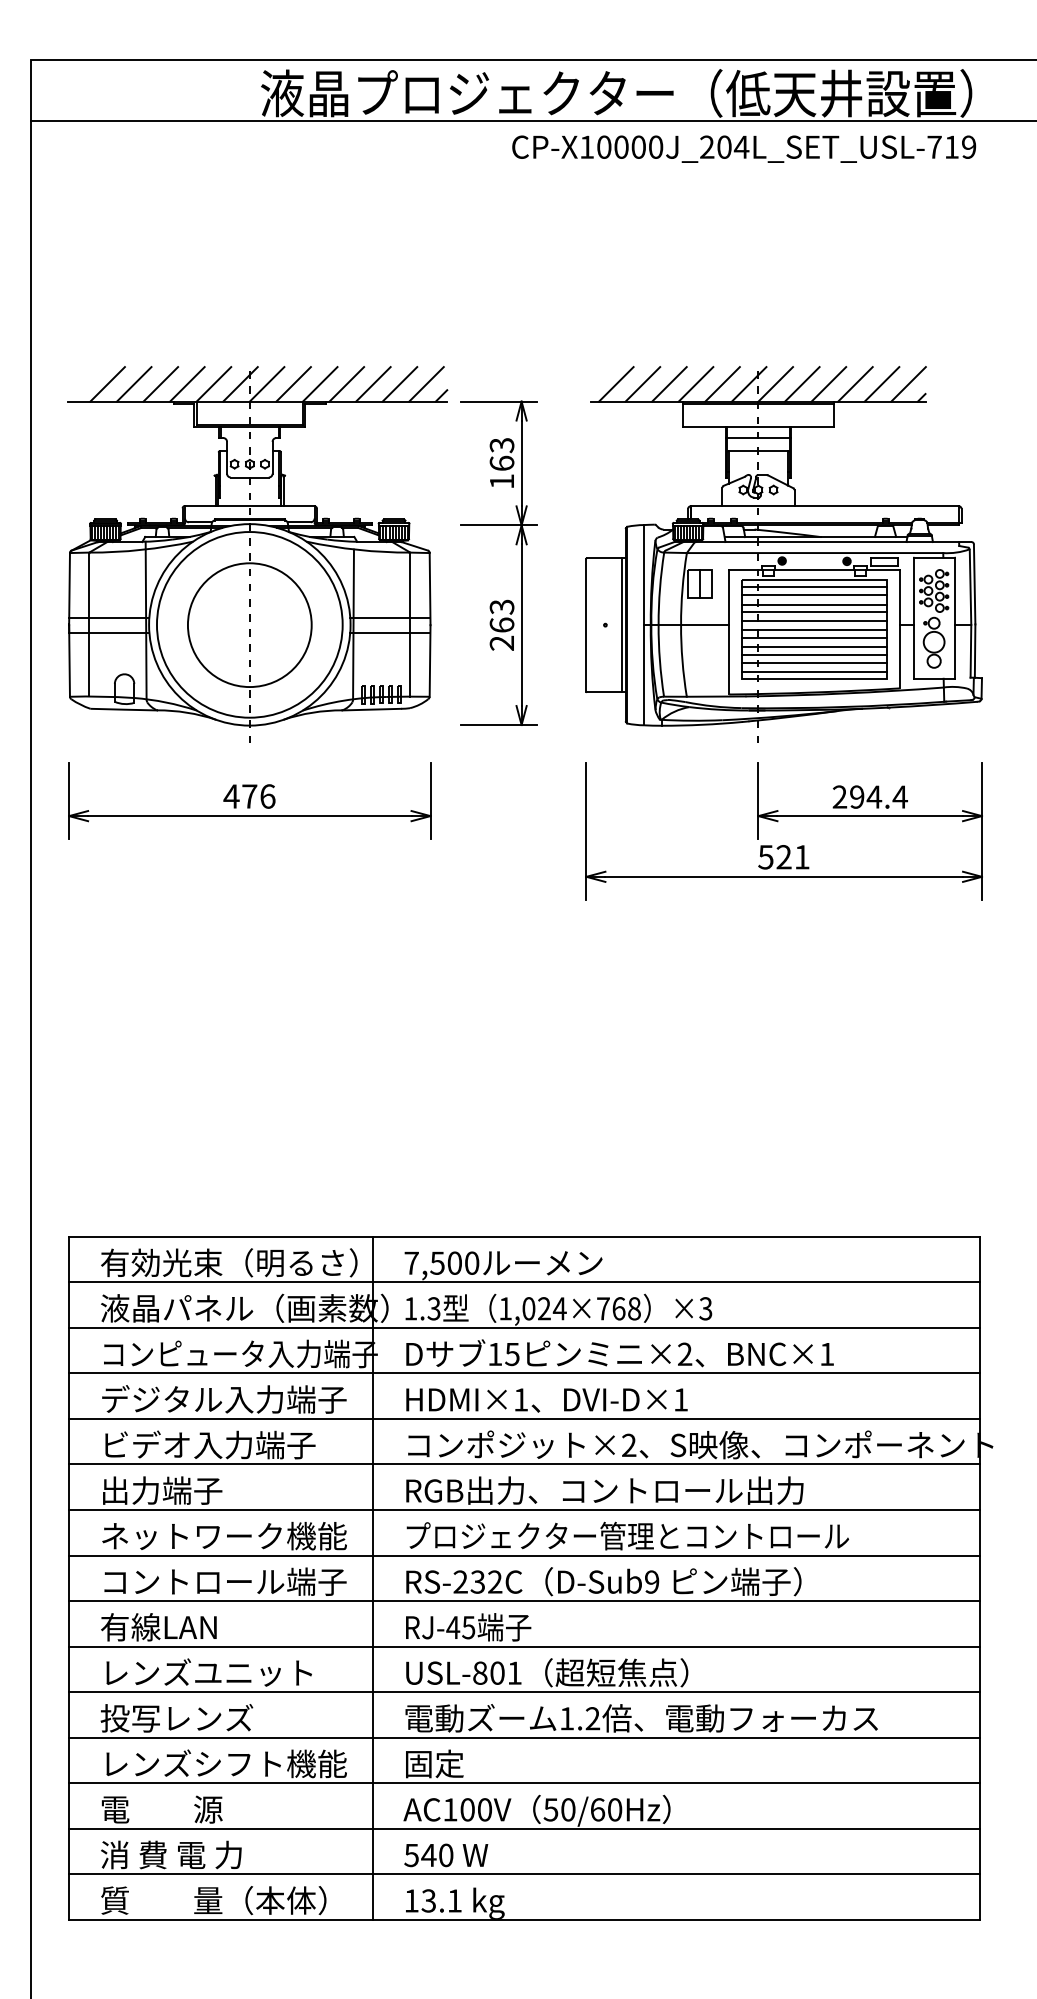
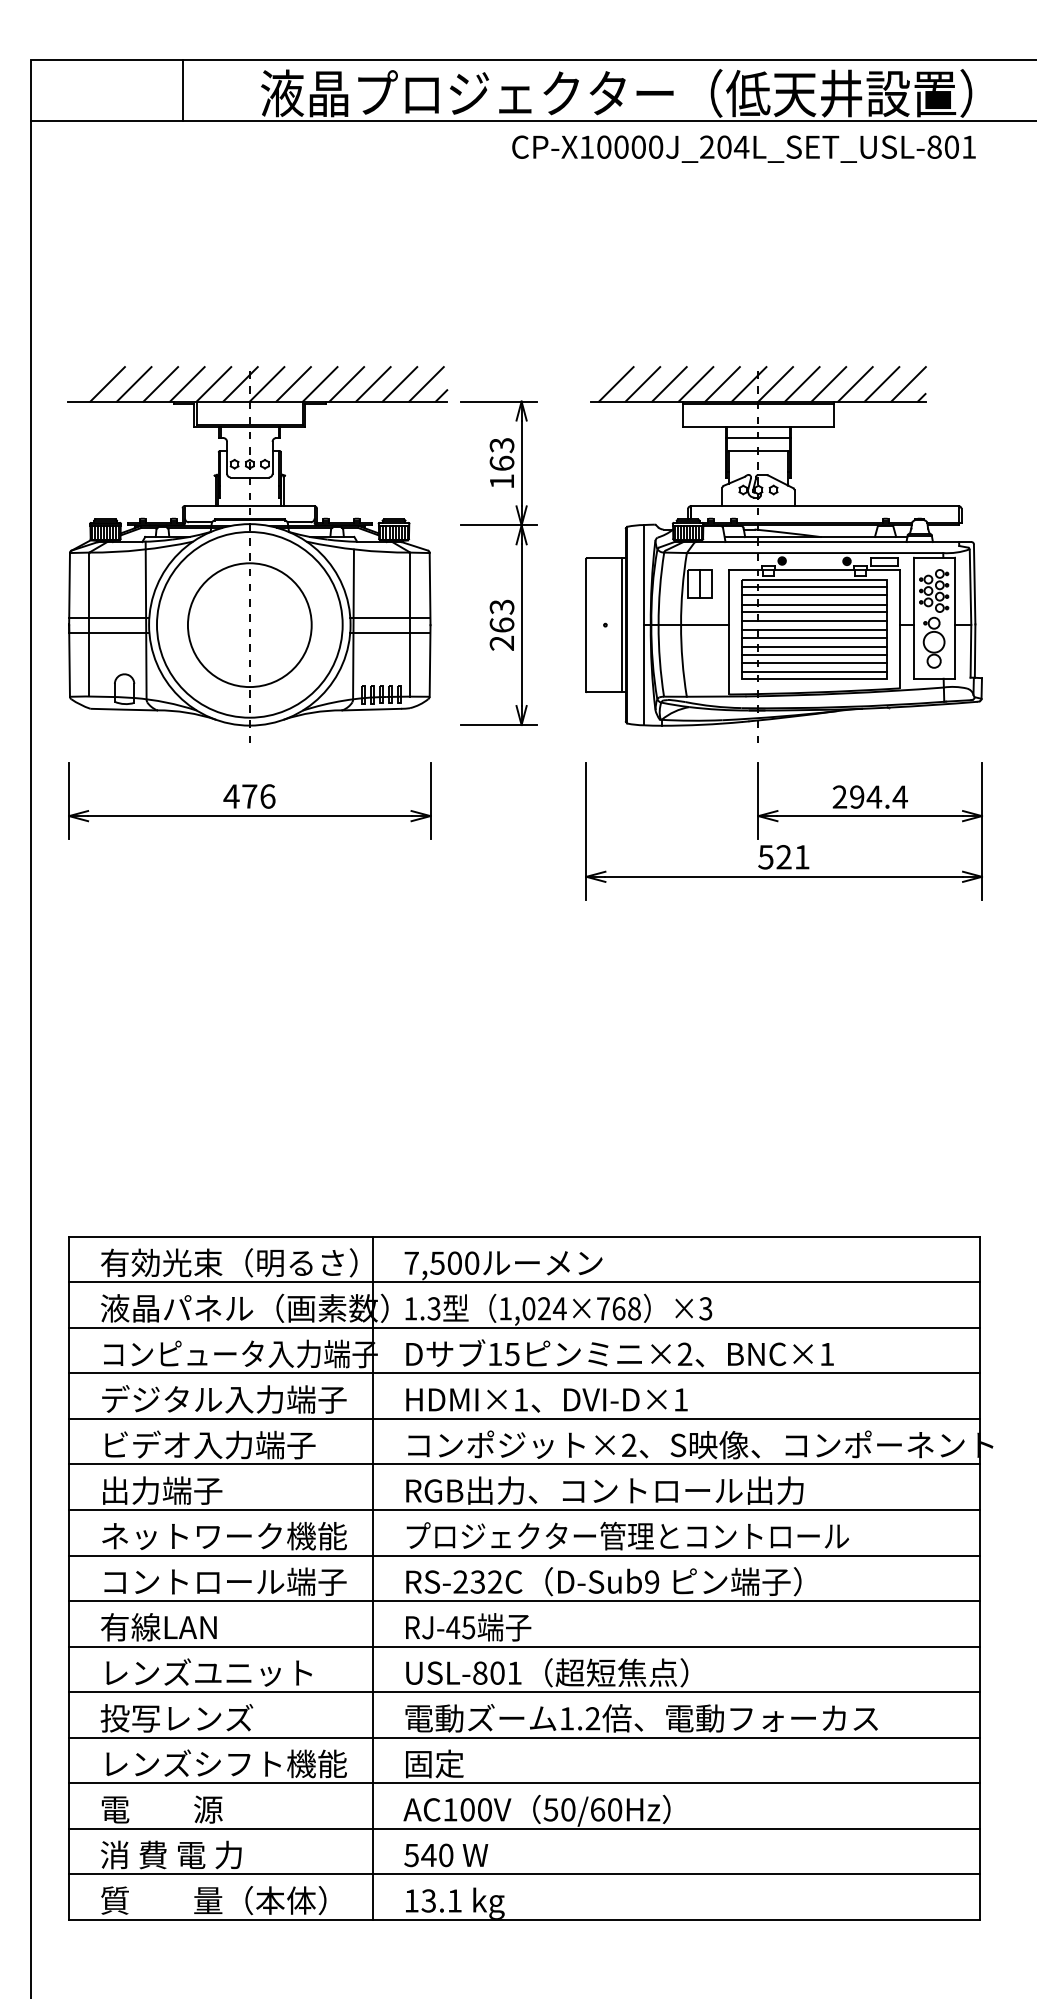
line: none -> present (183, 89)
text: CP-X10000J_204L_SET_USL-719 -> CP-X10000J_204L_SET_USL-801 (951, 146)
